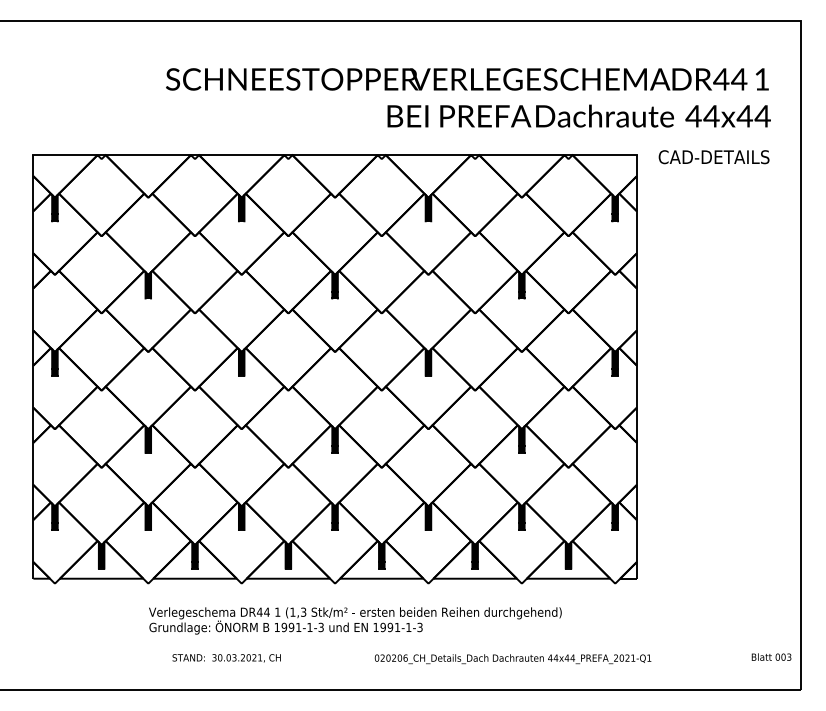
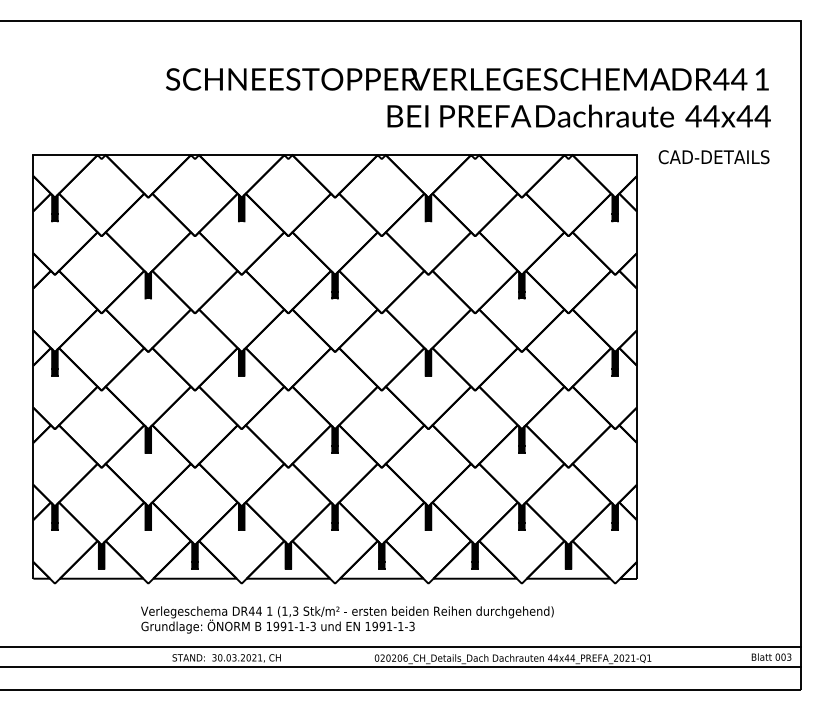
text position: (355, 620) -> (347, 619) (347, 619)
line: none -> present (401, 647)
line: none -> present (401, 667)
